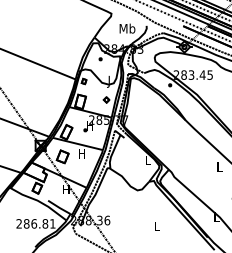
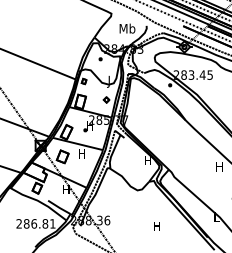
text: L -> H (147, 160)
text: L -> H (219, 166)
text: L -> H (156, 226)
